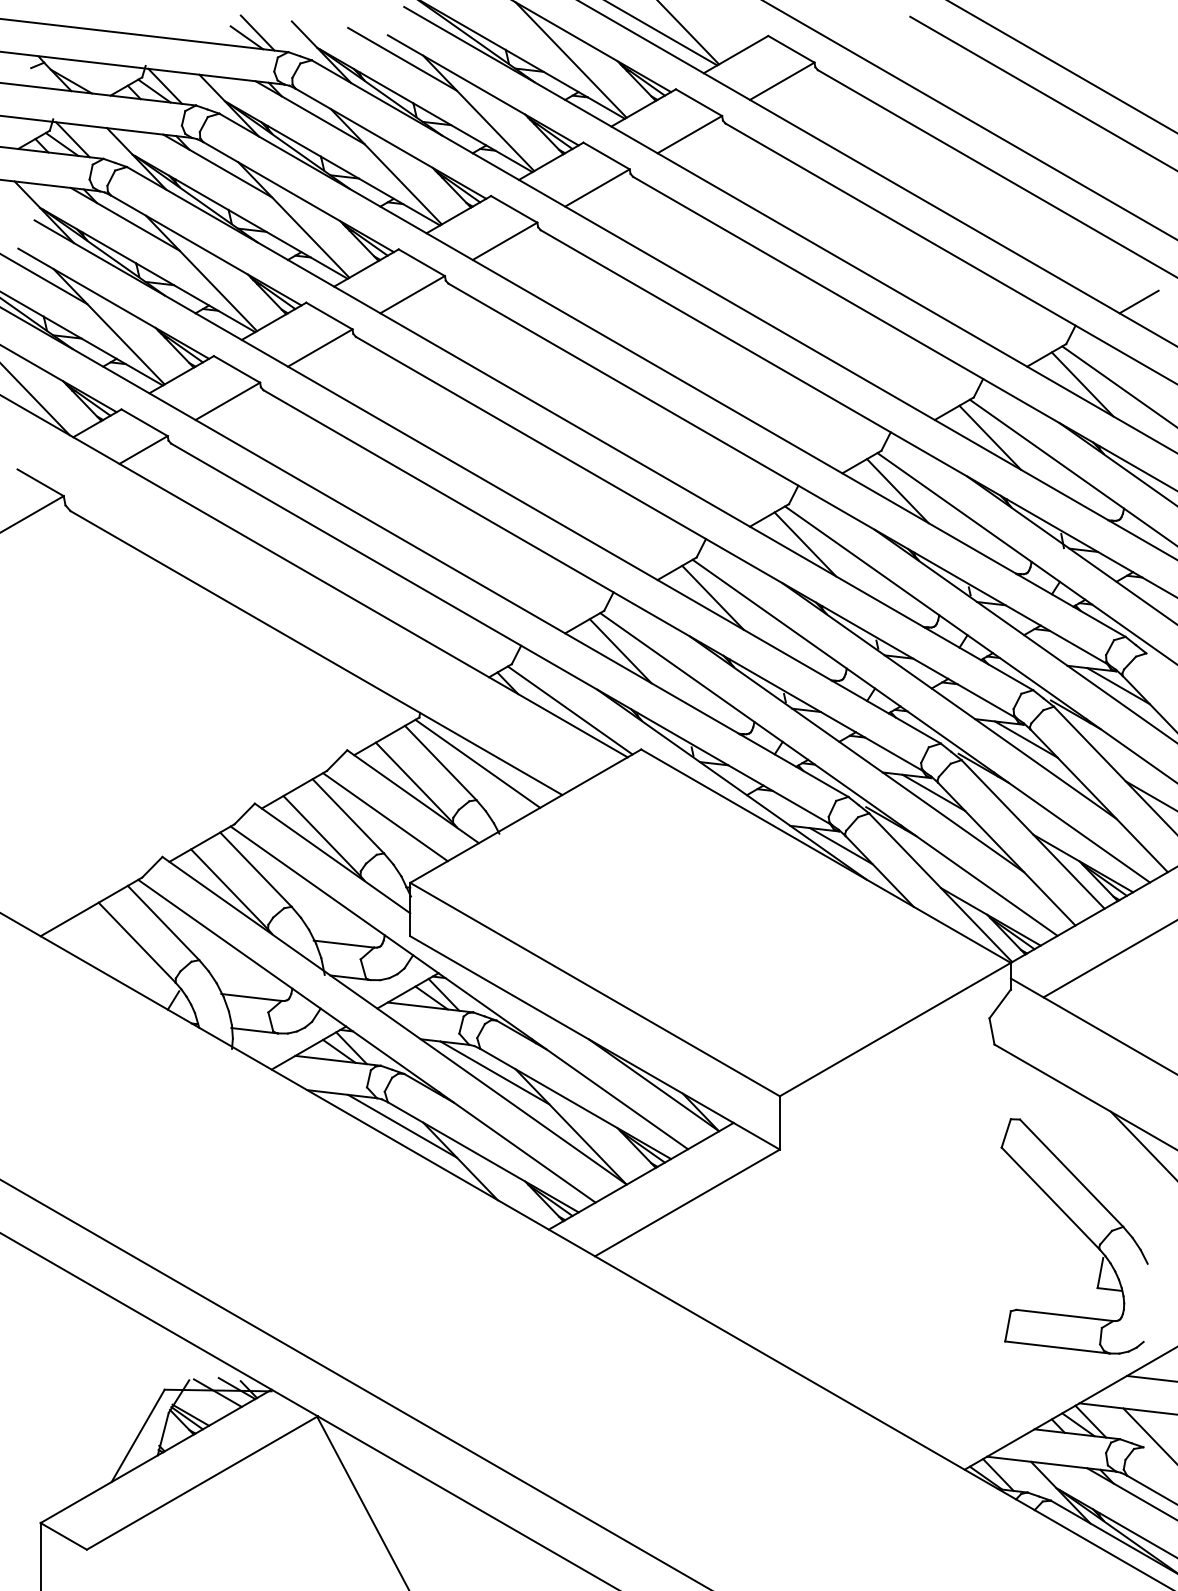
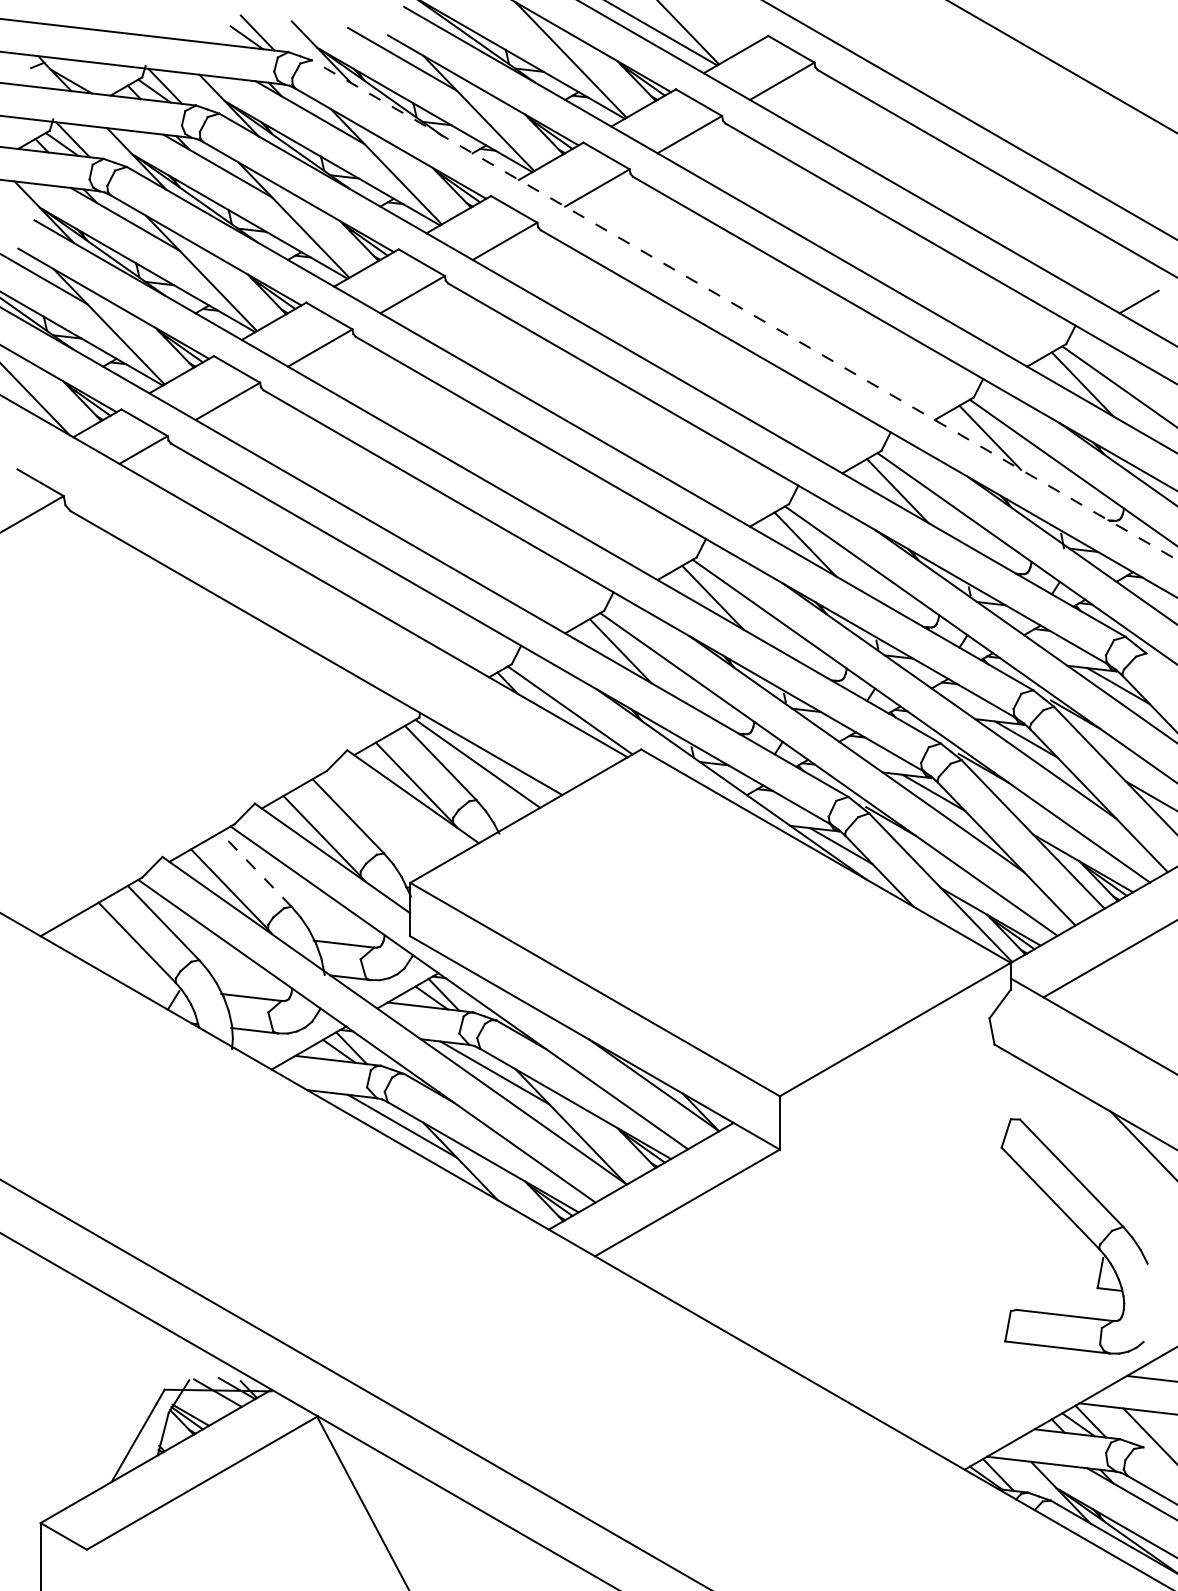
line: present -> none (1042, 92)
line: solid -> dashed (744, 310)
line: present -> none (385, 817)
line: solid -> dashed (255, 869)
